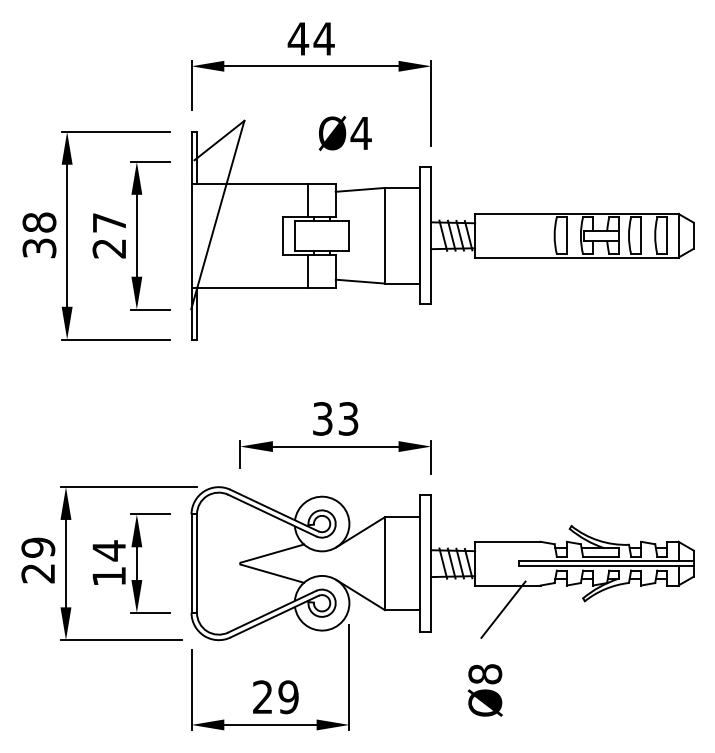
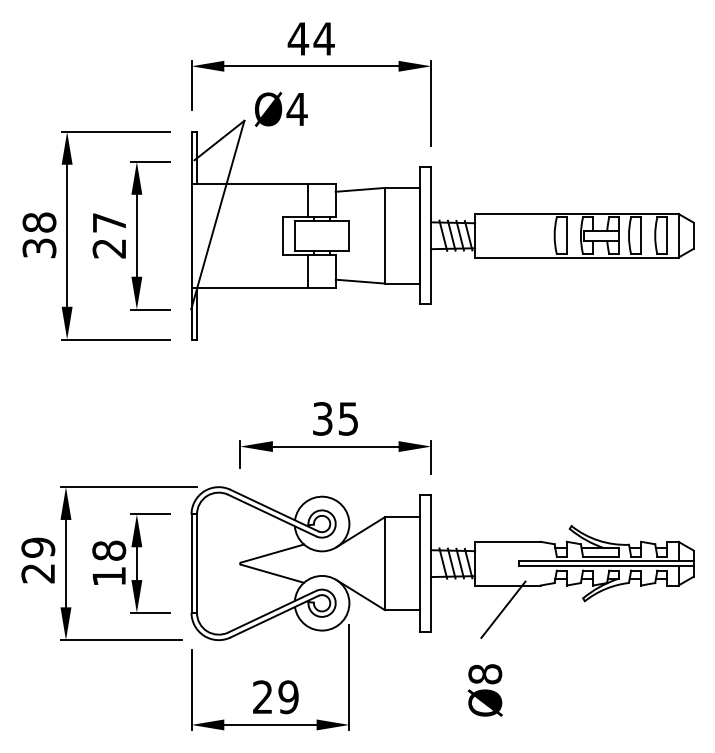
text position: (344, 133) -> (280, 109) (280, 109)
text: 33 -> 35 (348, 418)
text: 14 -> 18 (109, 550)
